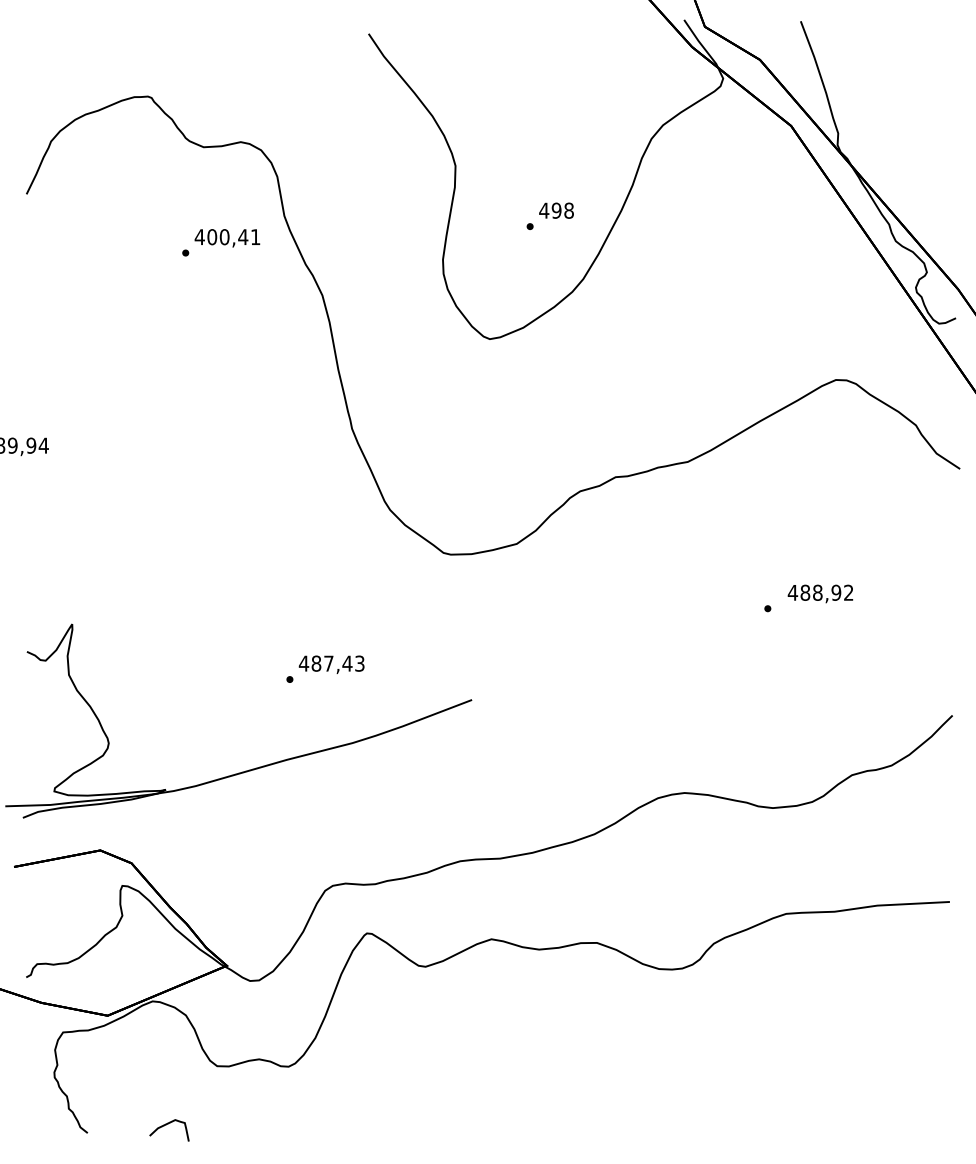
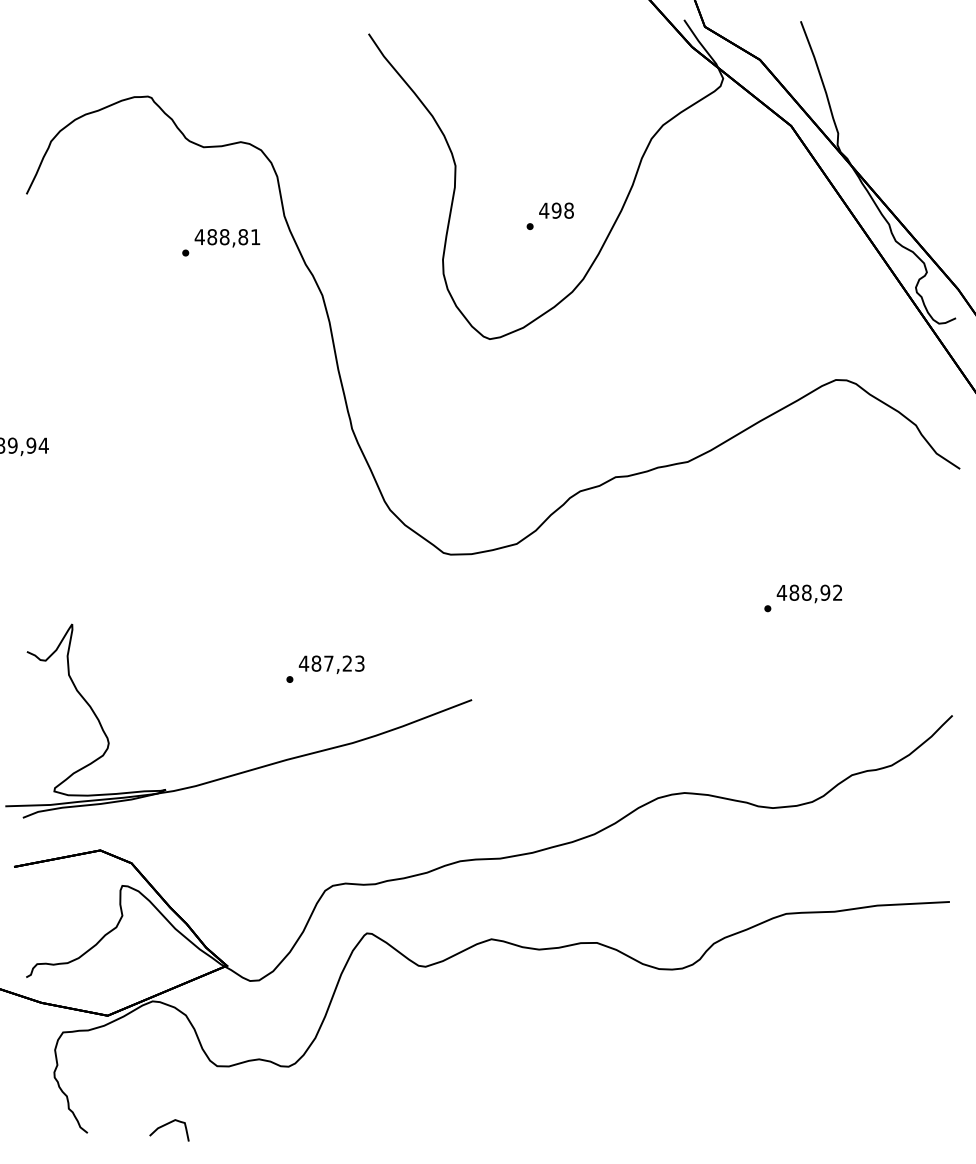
text: 400,41 -> 488,81 (227, 237)
text position: (820, 593) -> (809, 593) (809, 593)
text: 487,43 -> 487,23 (347, 663)
